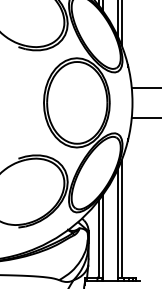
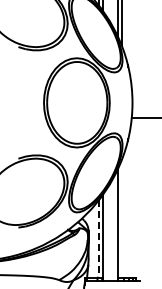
line: present -> none (144, 87)
line: present -> none (121, 218)
line: solid -> dashed (98, 239)
